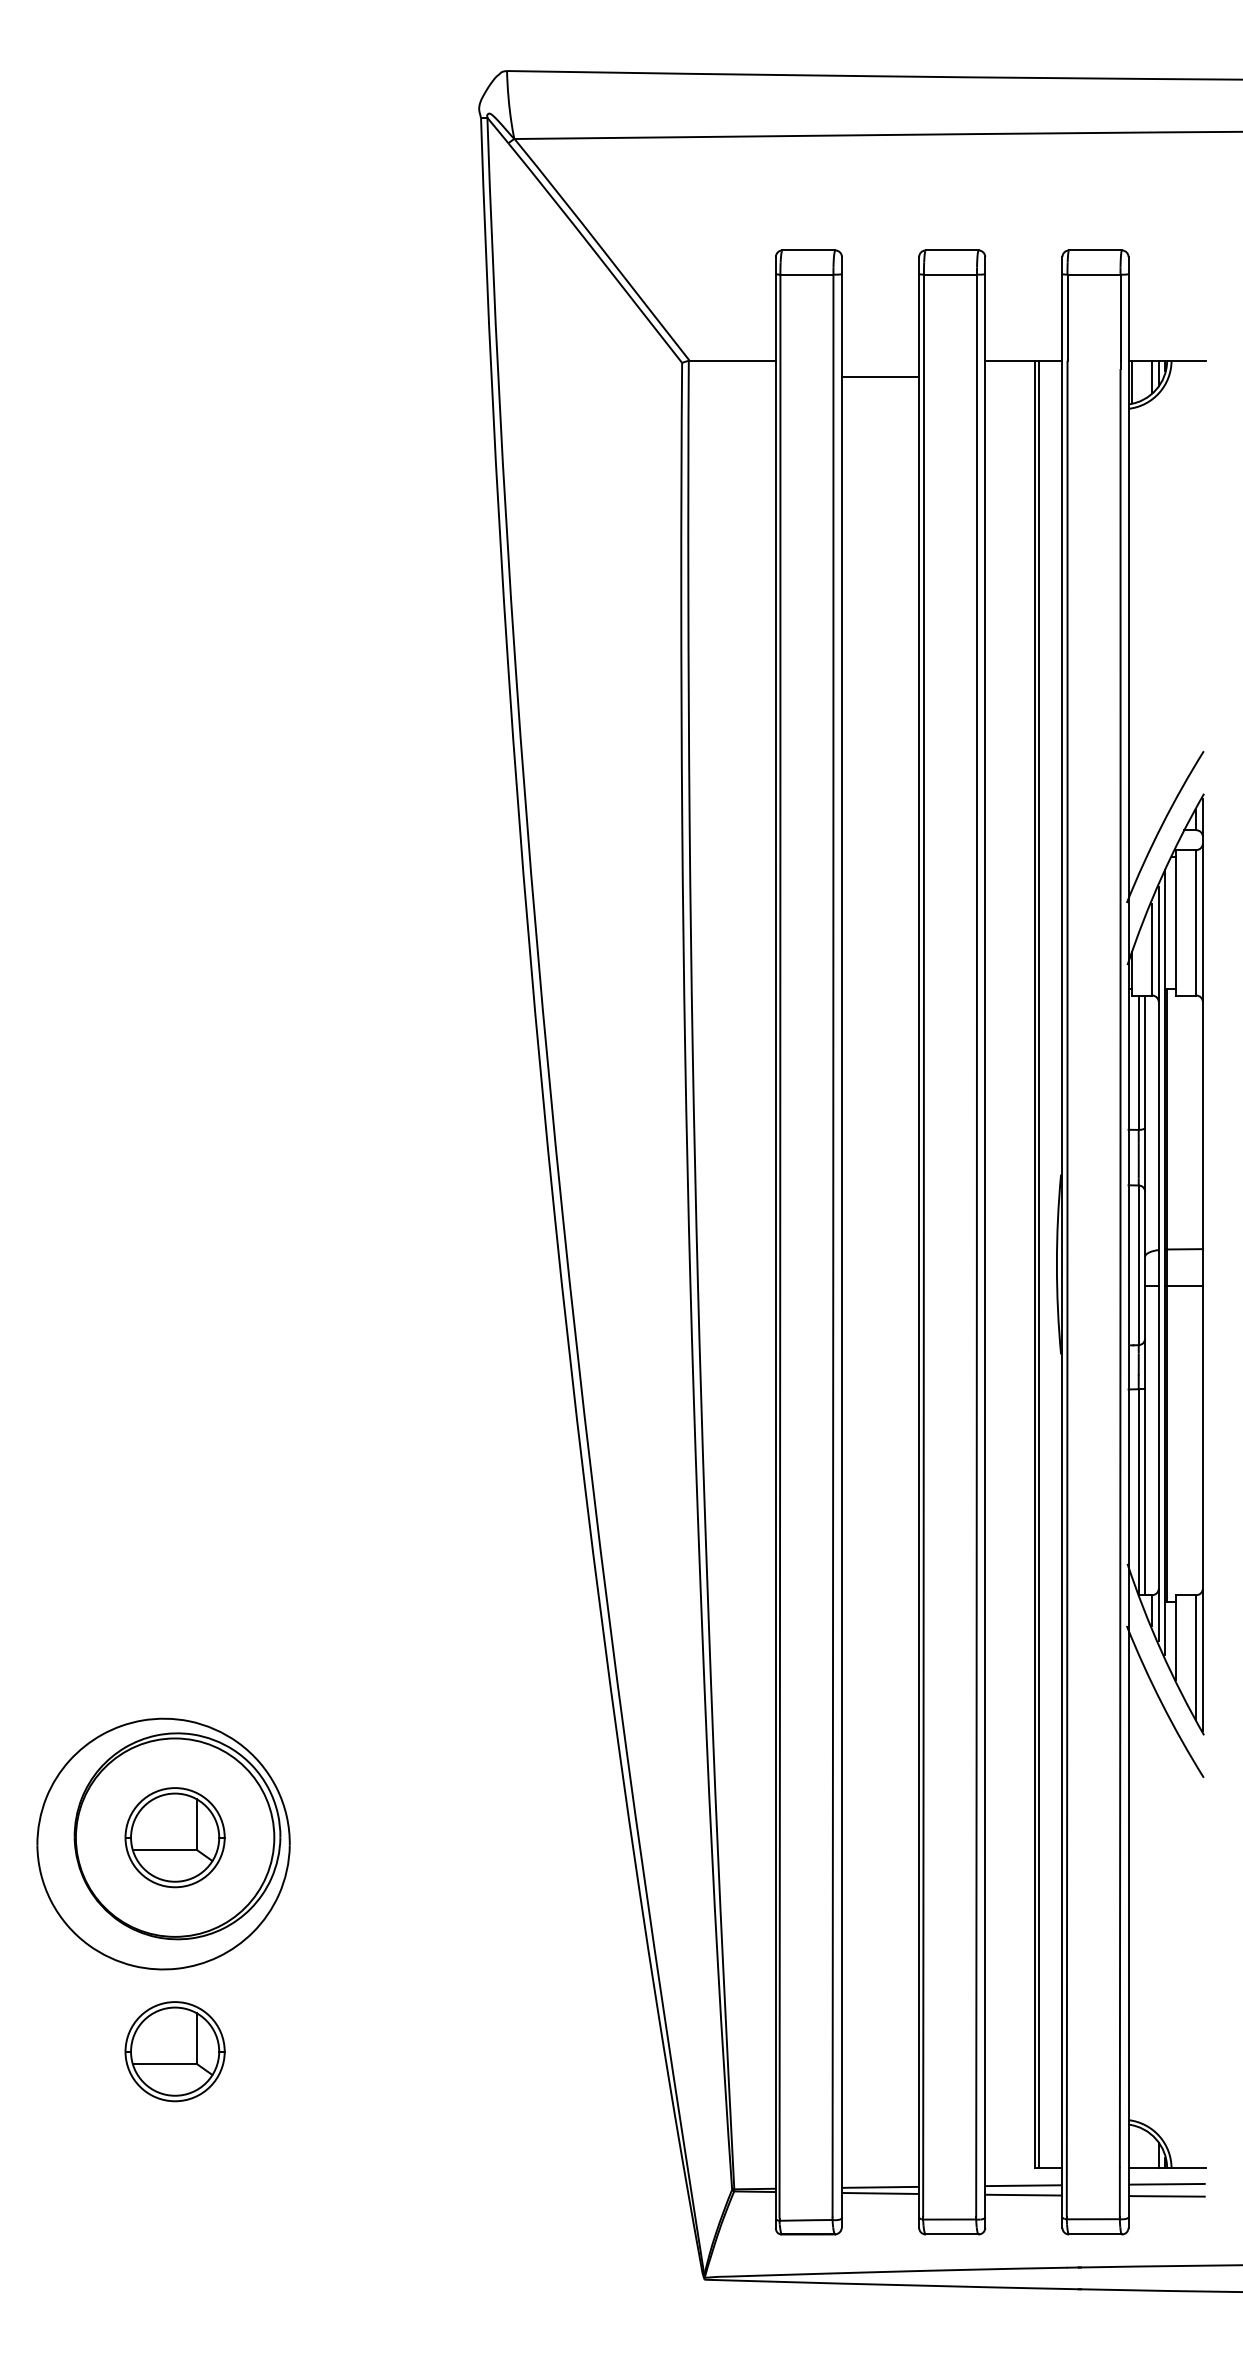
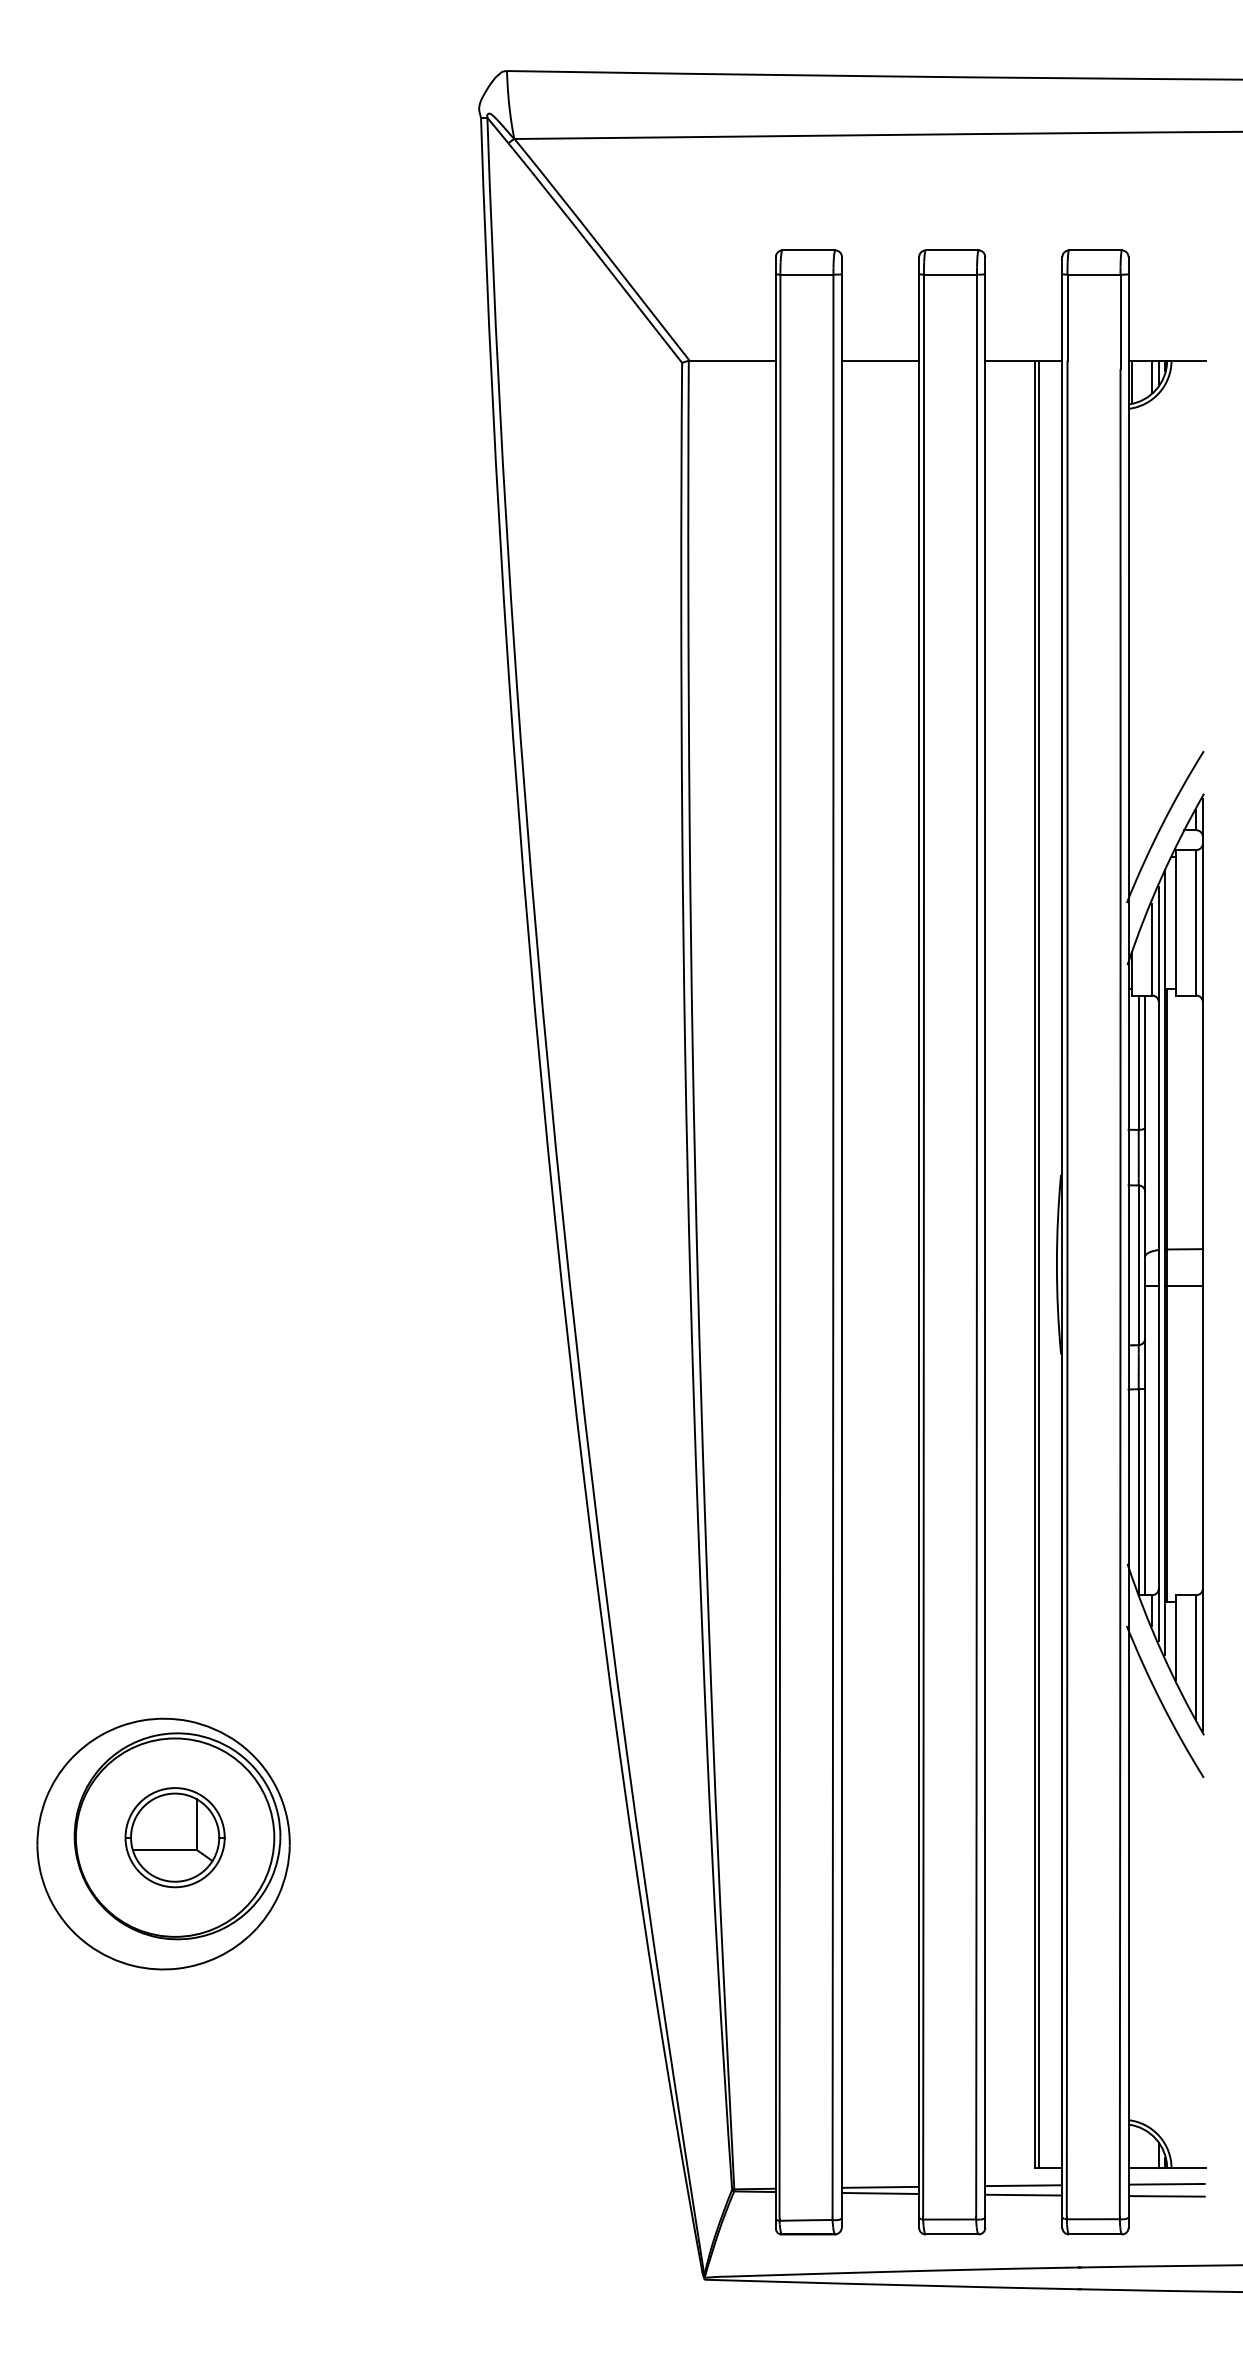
line position: (880, 376) -> (880, 360) (880, 360)
part: present -> none (174, 2051)
